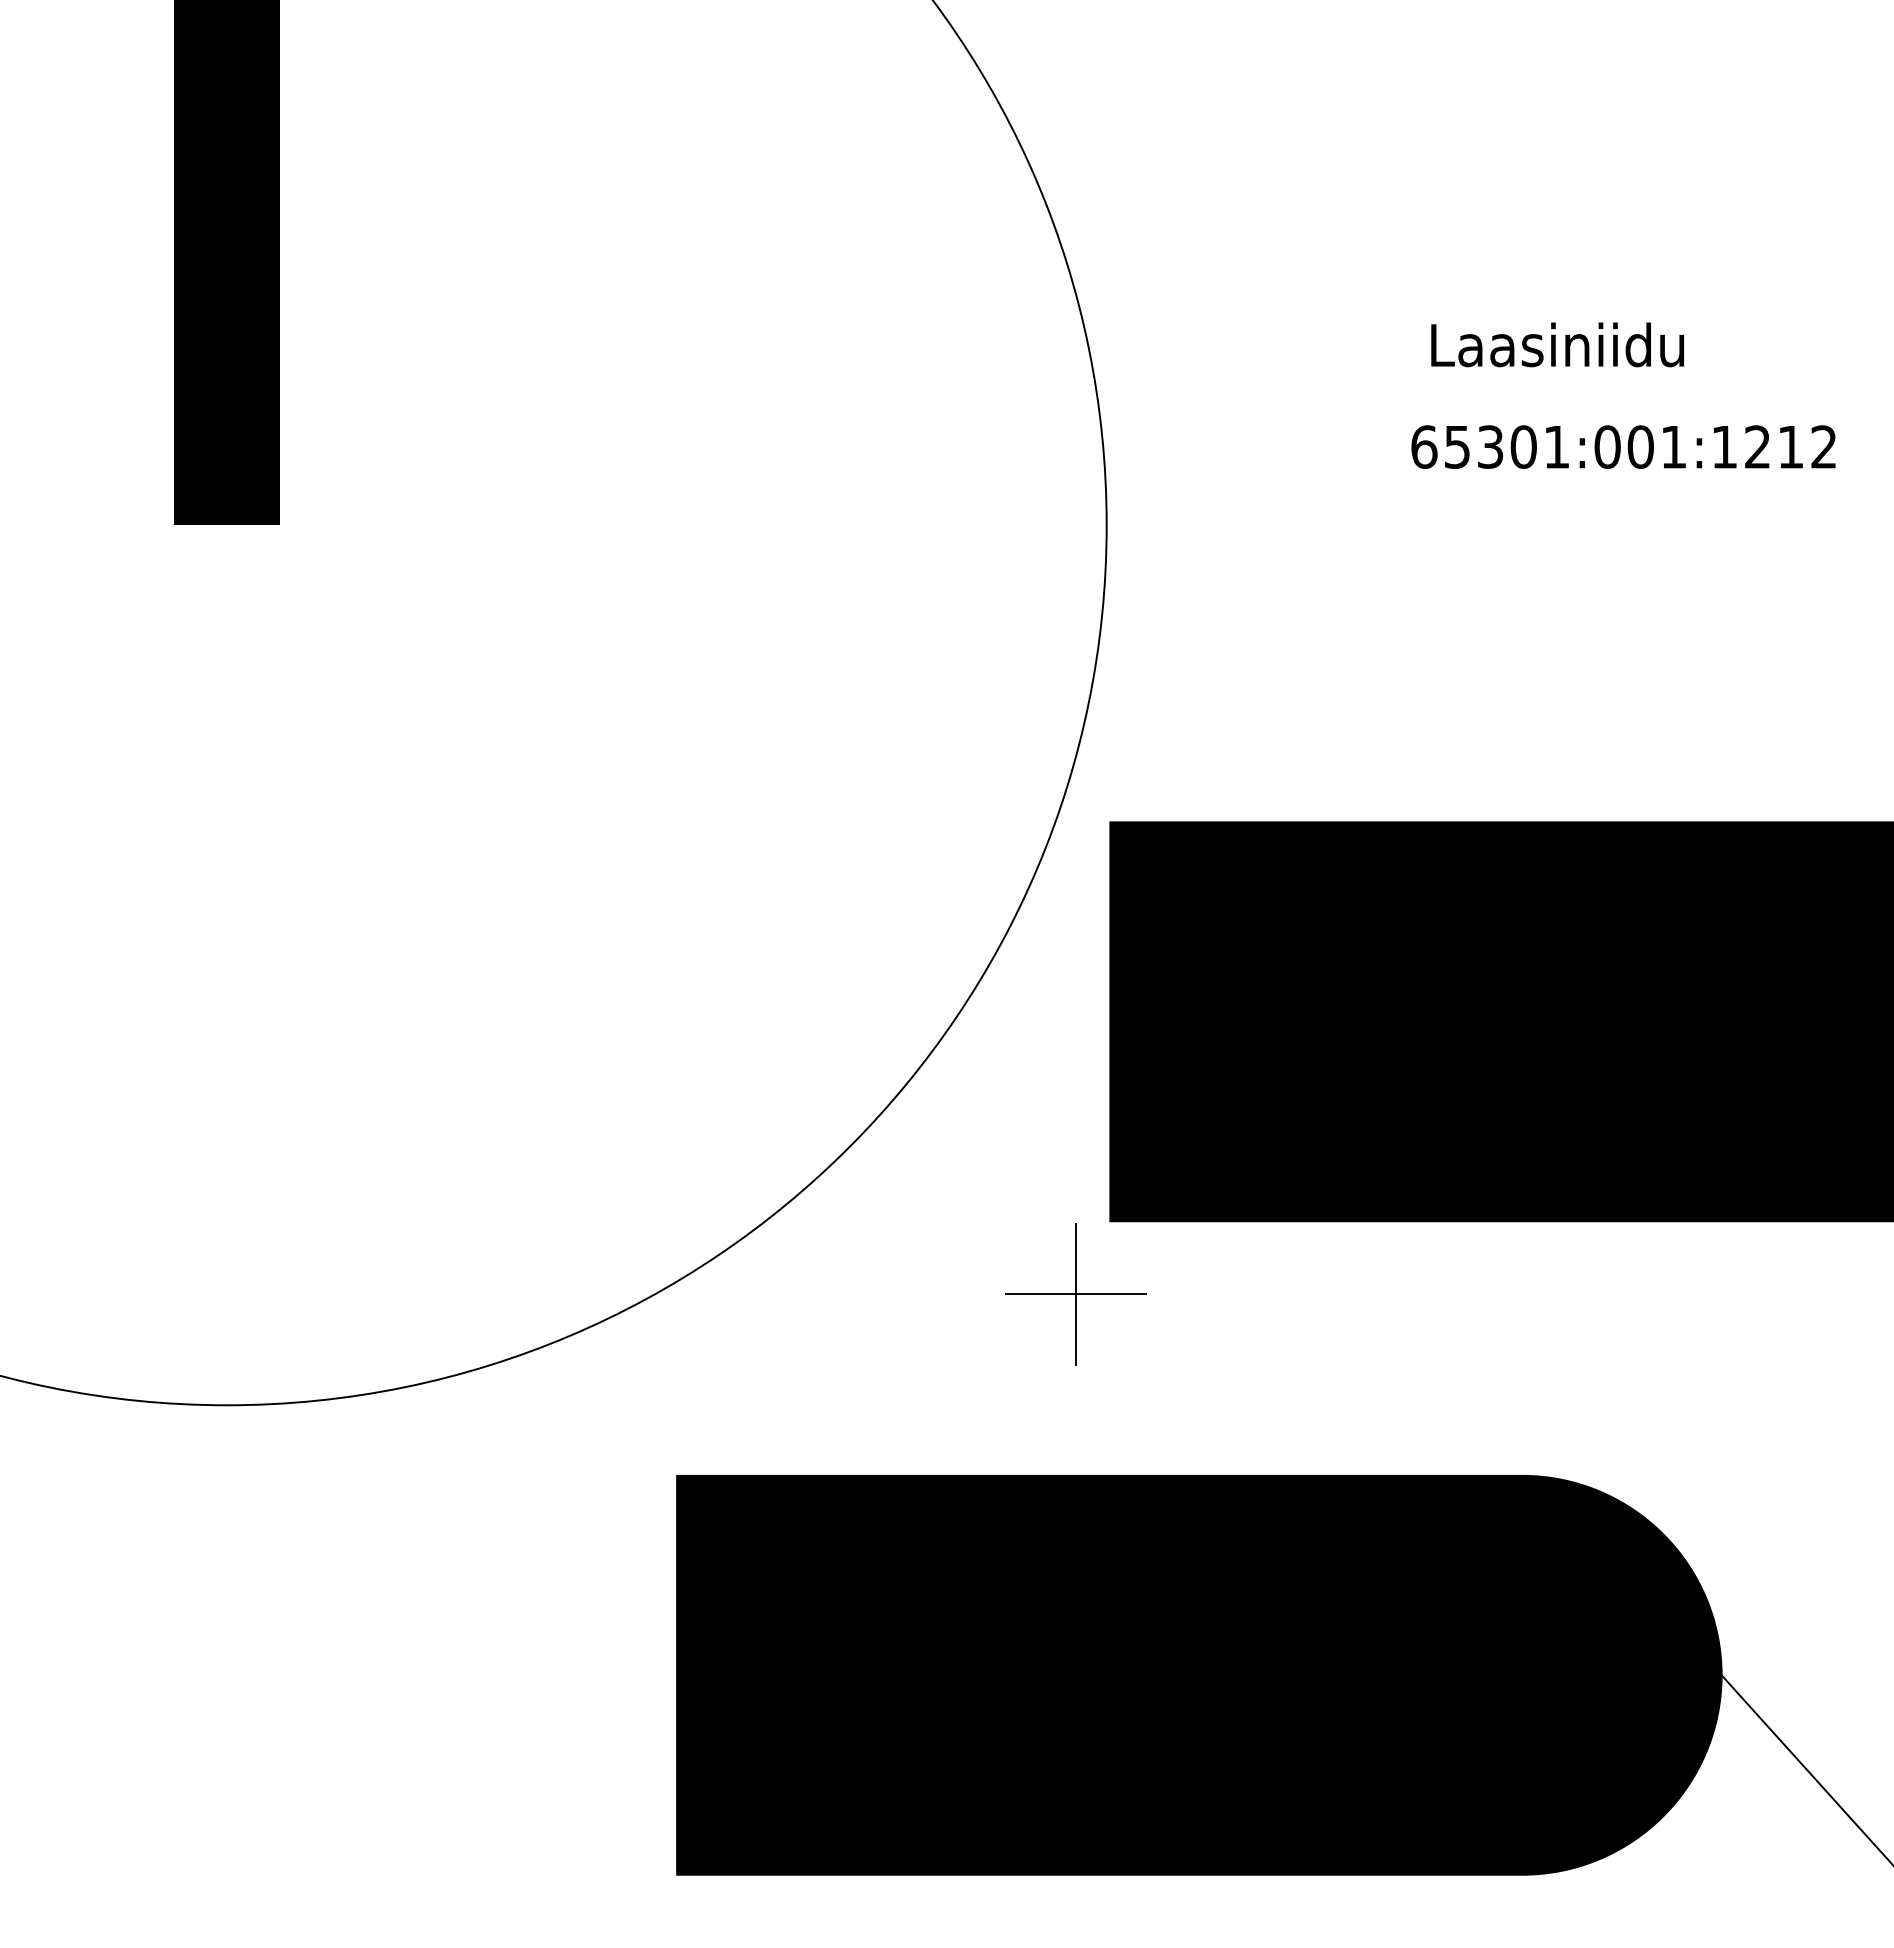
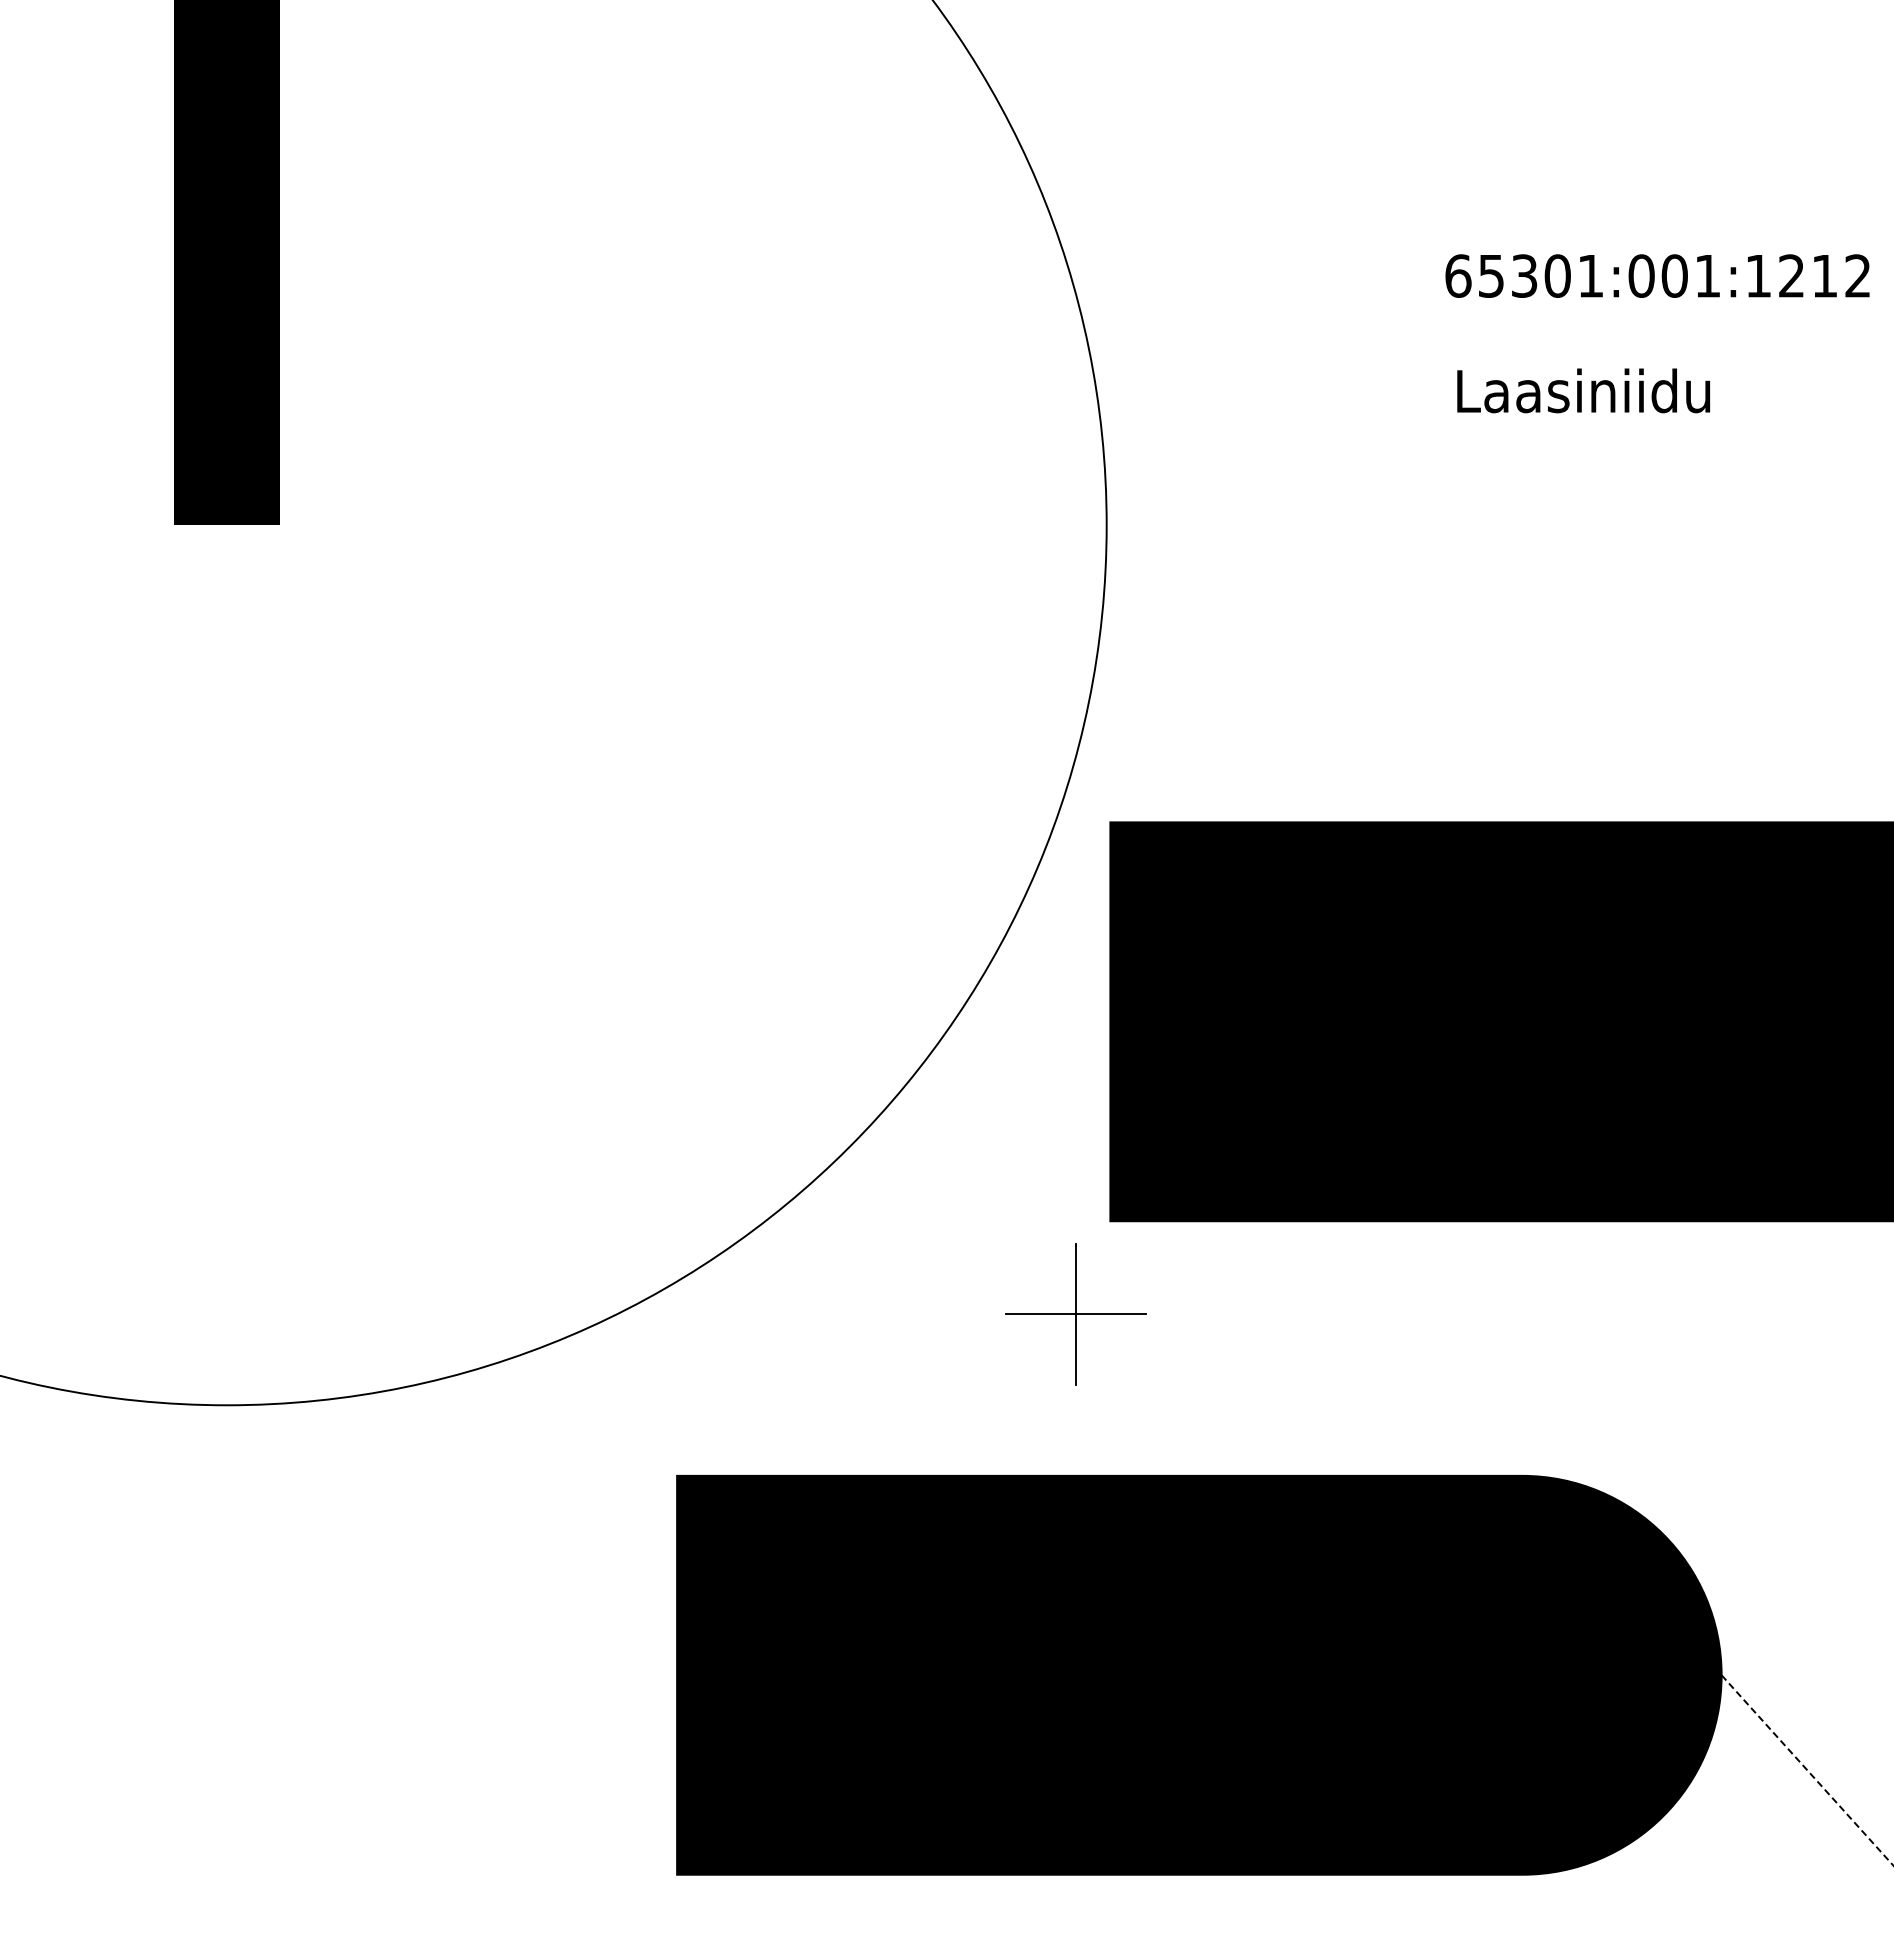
text position: (1557, 344) -> (1583, 390) (1583, 390)
text position: (1623, 446) -> (1657, 275) (1657, 275)
part position: (1075, 1294) -> (1075, 1314) (1075, 1314)
line: solid -> dashed (1807, 1770)
